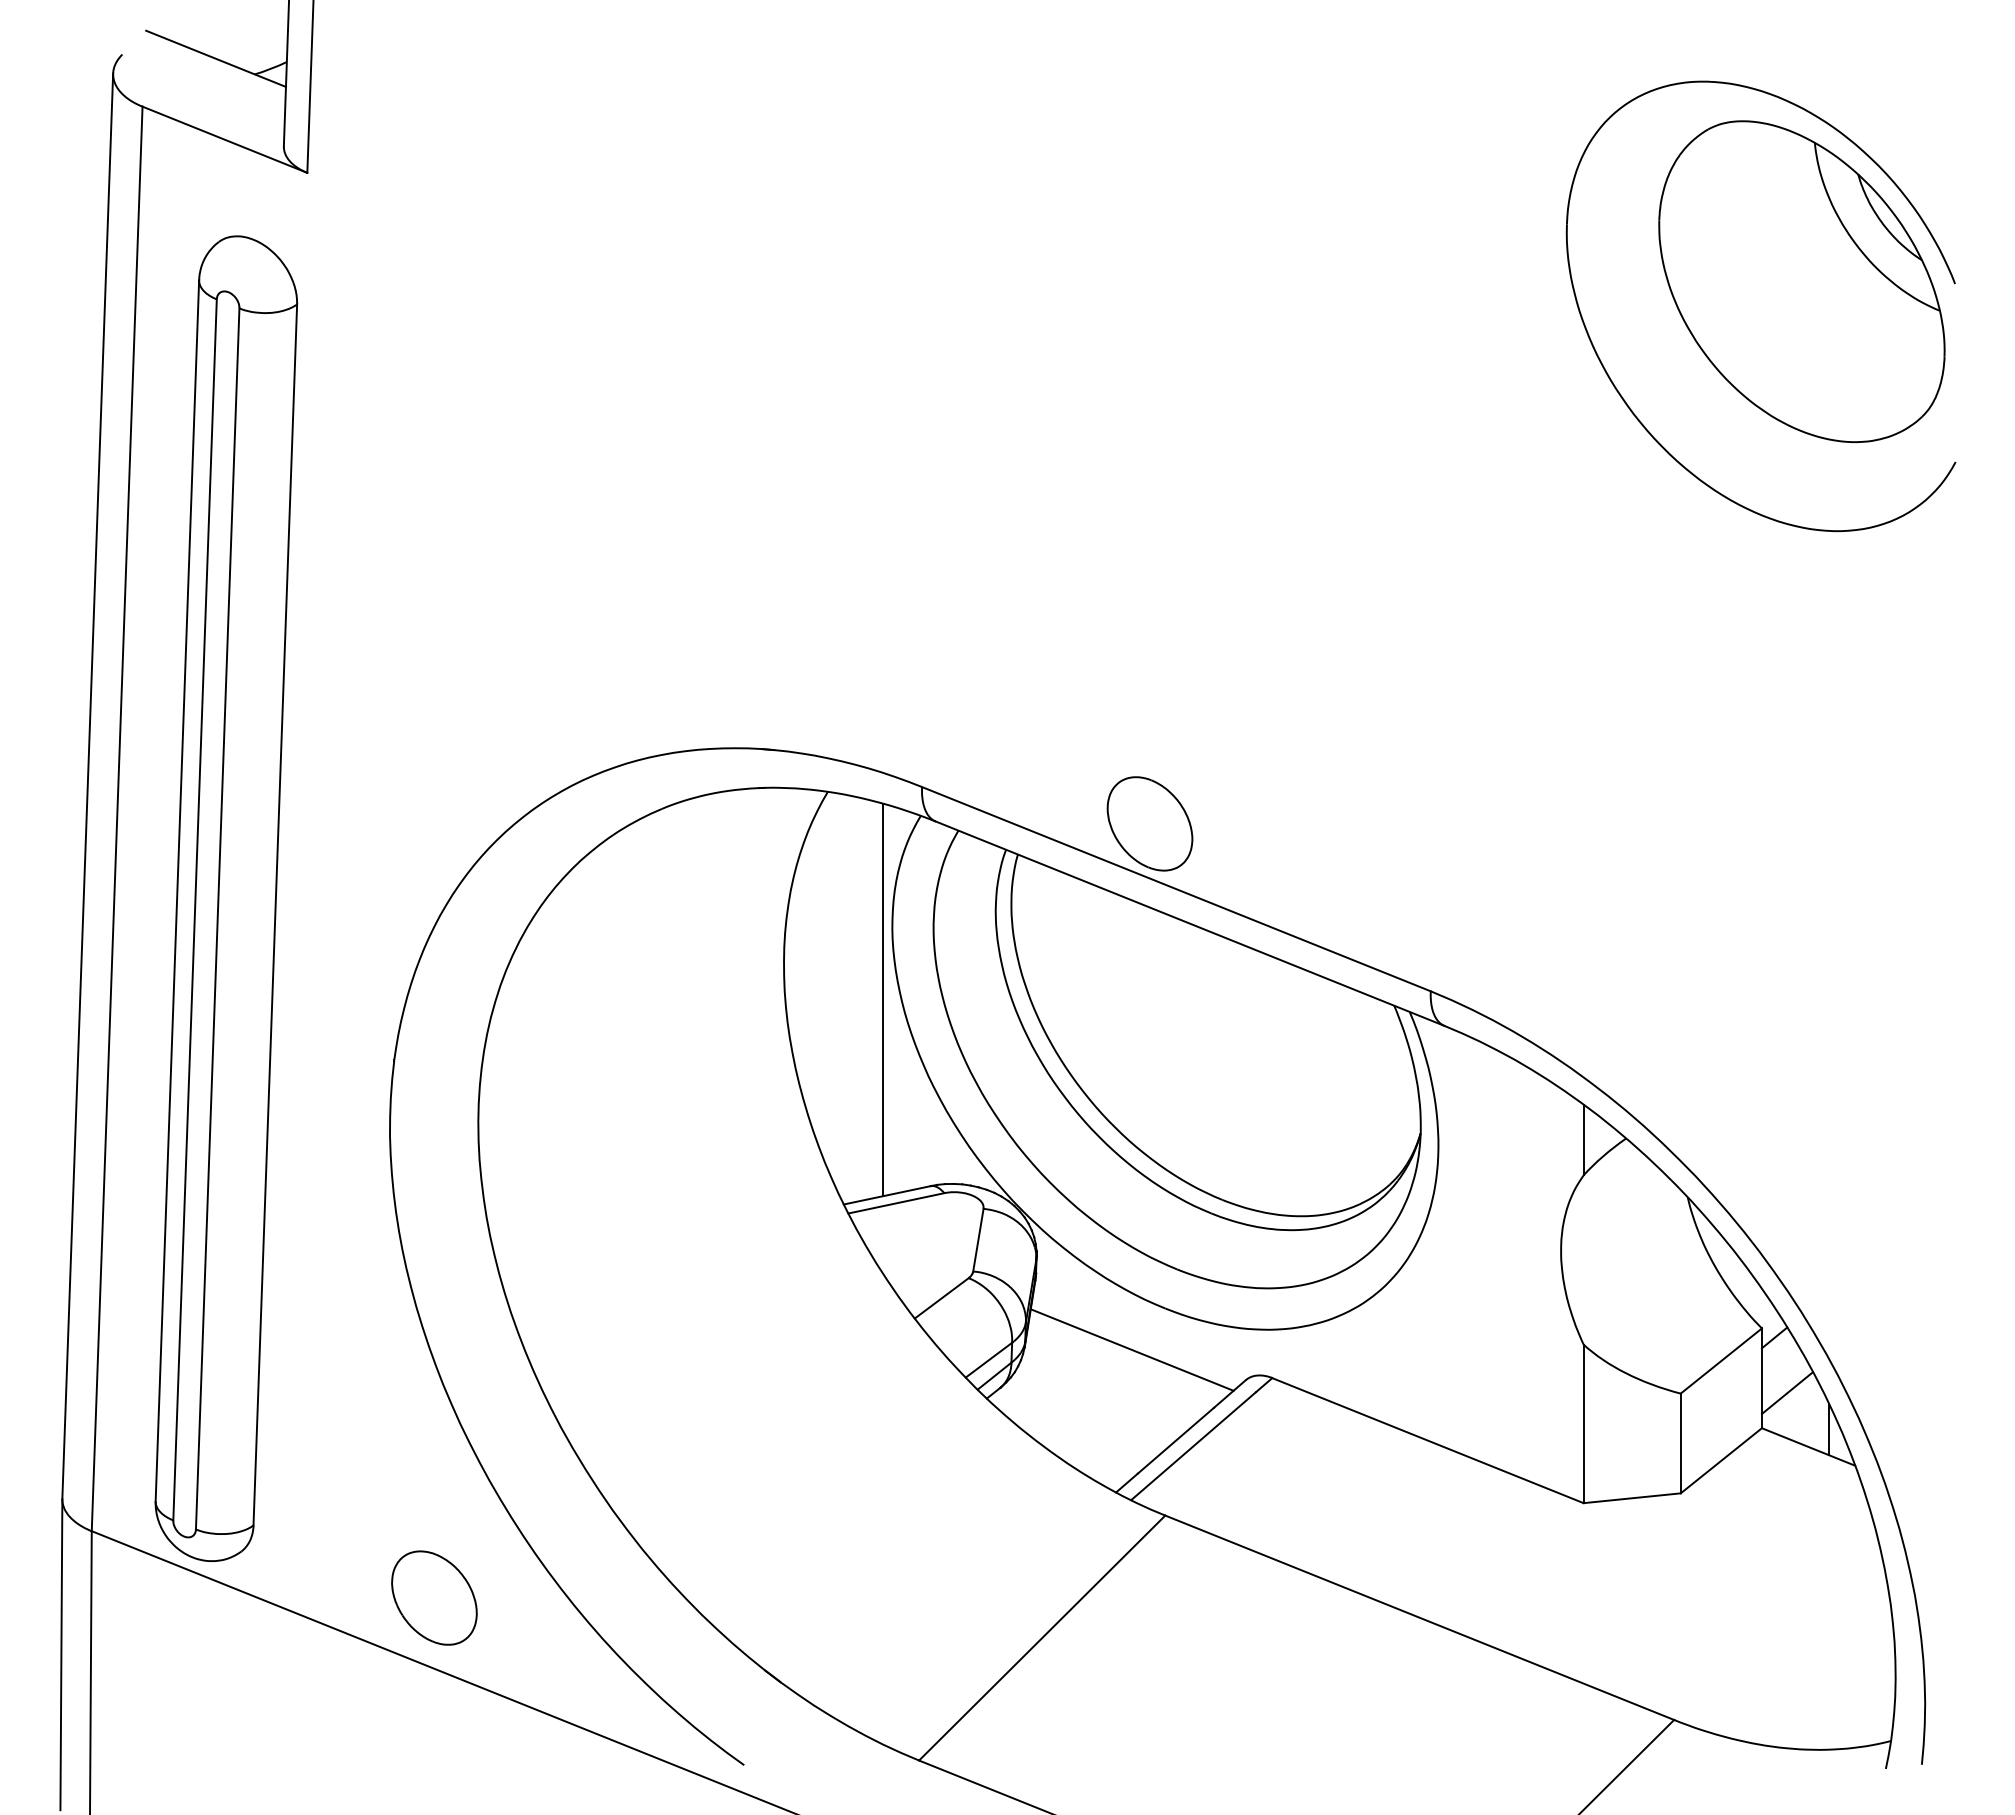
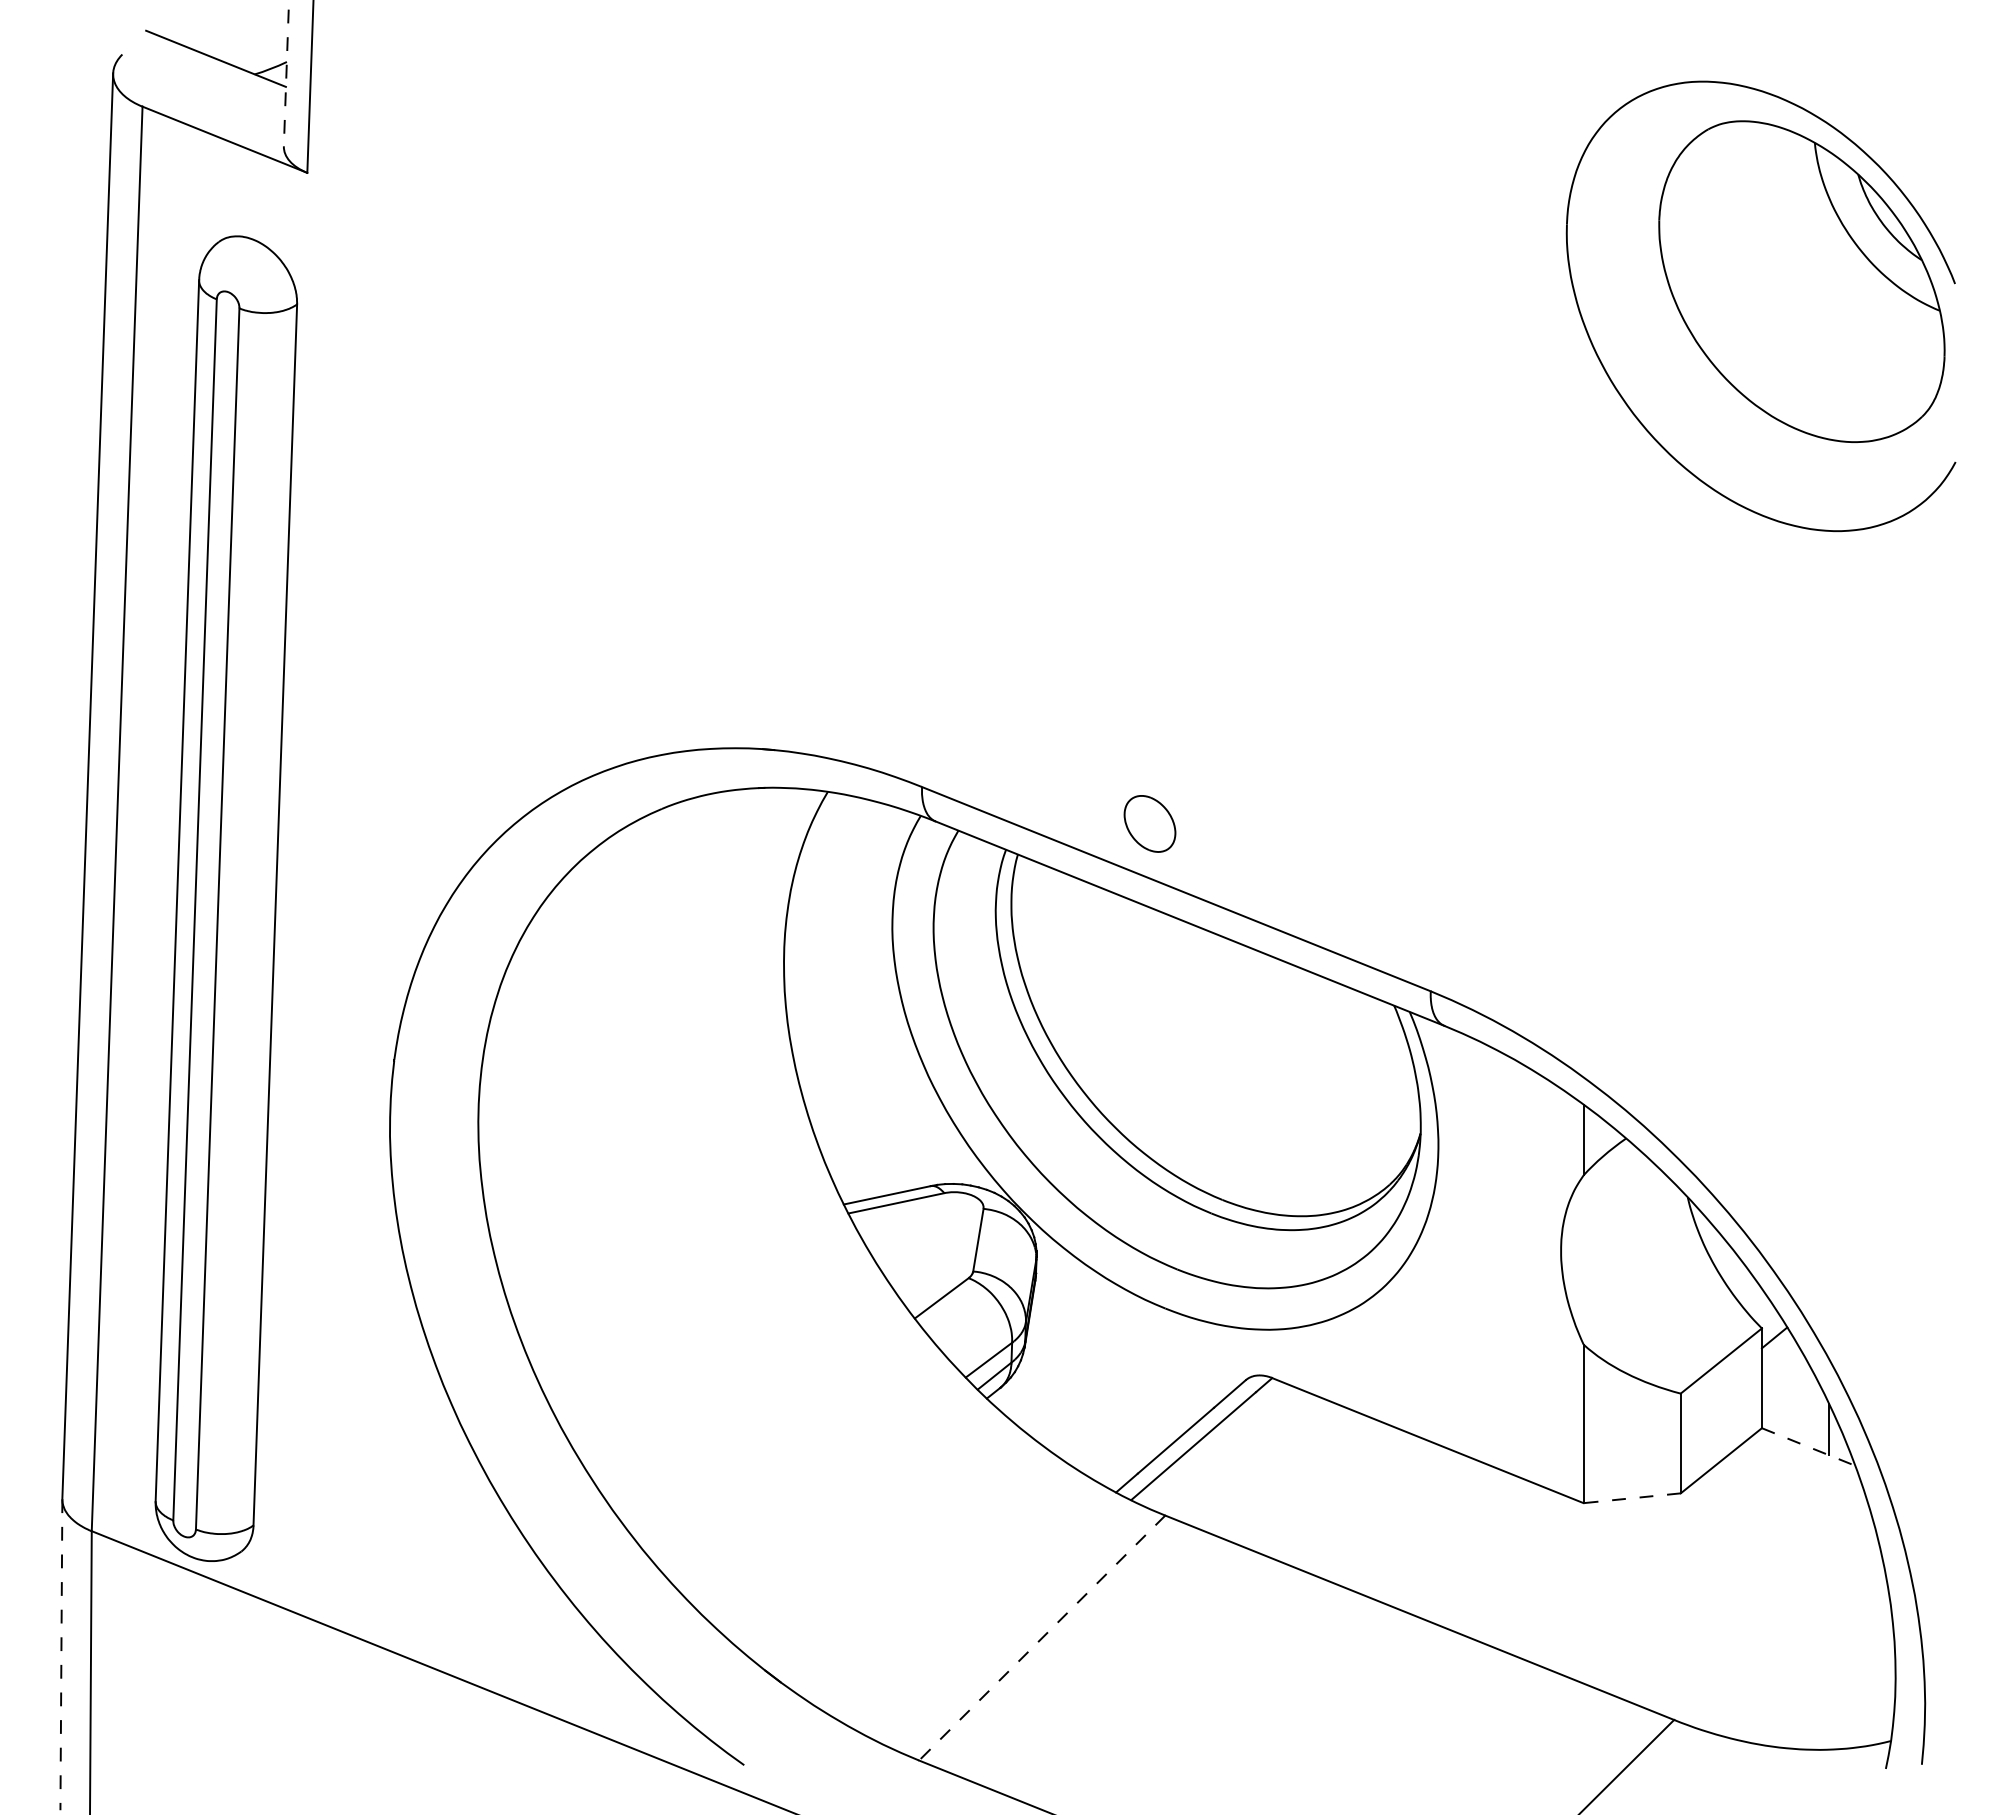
line: solid -> dashed (286, 73)
part size: 88x96 px -> 54x58 px (1149, 823)
line: present -> none (882, 999)
line: present -> none (1131, 1349)
line: present -> none (1786, 1393)
line: solid -> dashed (1809, 1447)
line: solid -> dashed (1632, 1498)
part: present -> none (434, 1597)
line: solid -> dashed (1042, 1638)
line: solid -> dashed (61, 1655)
